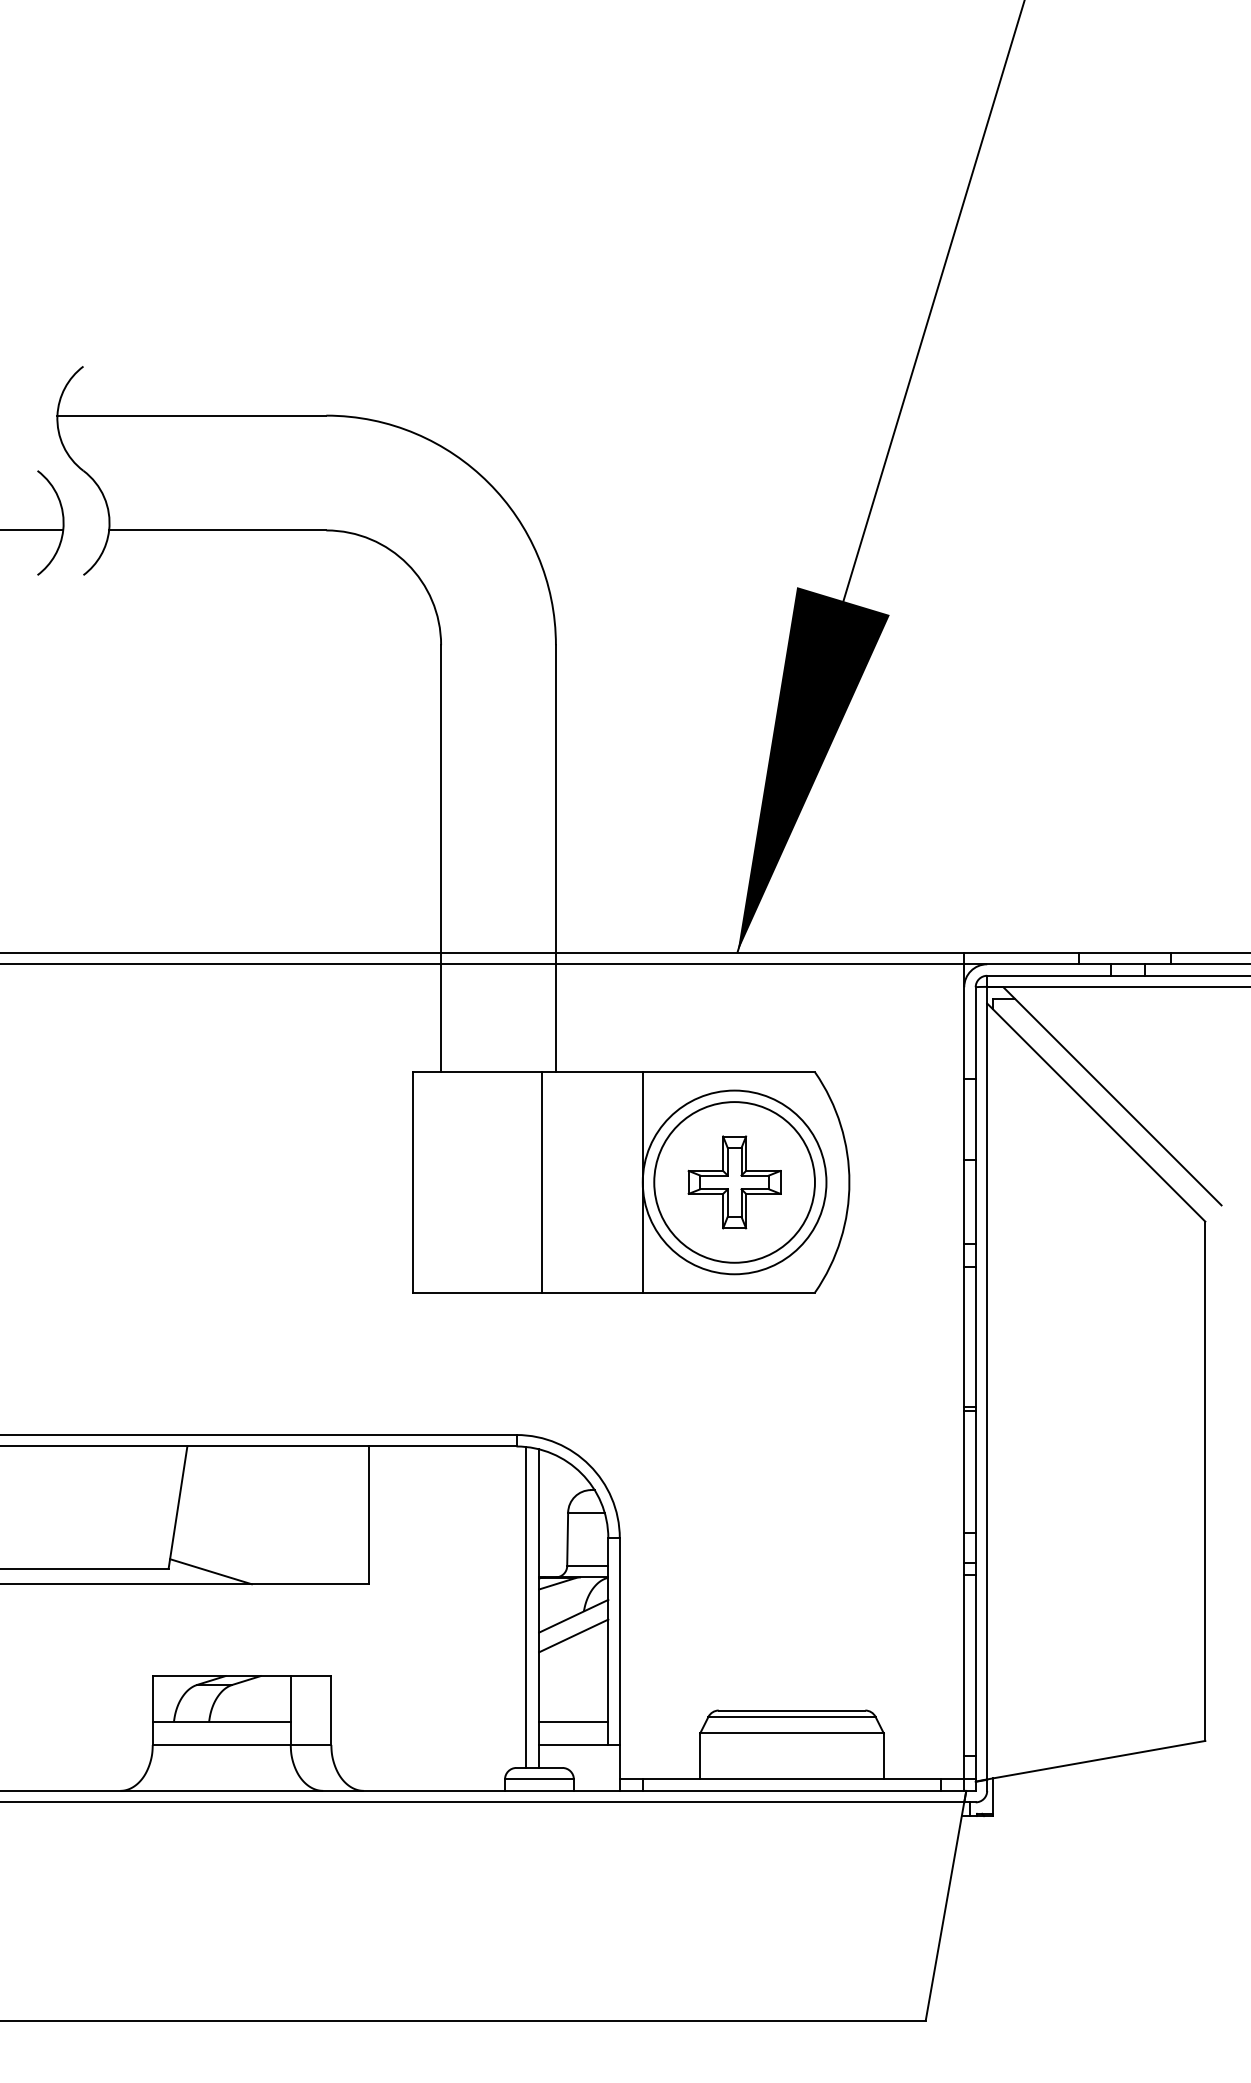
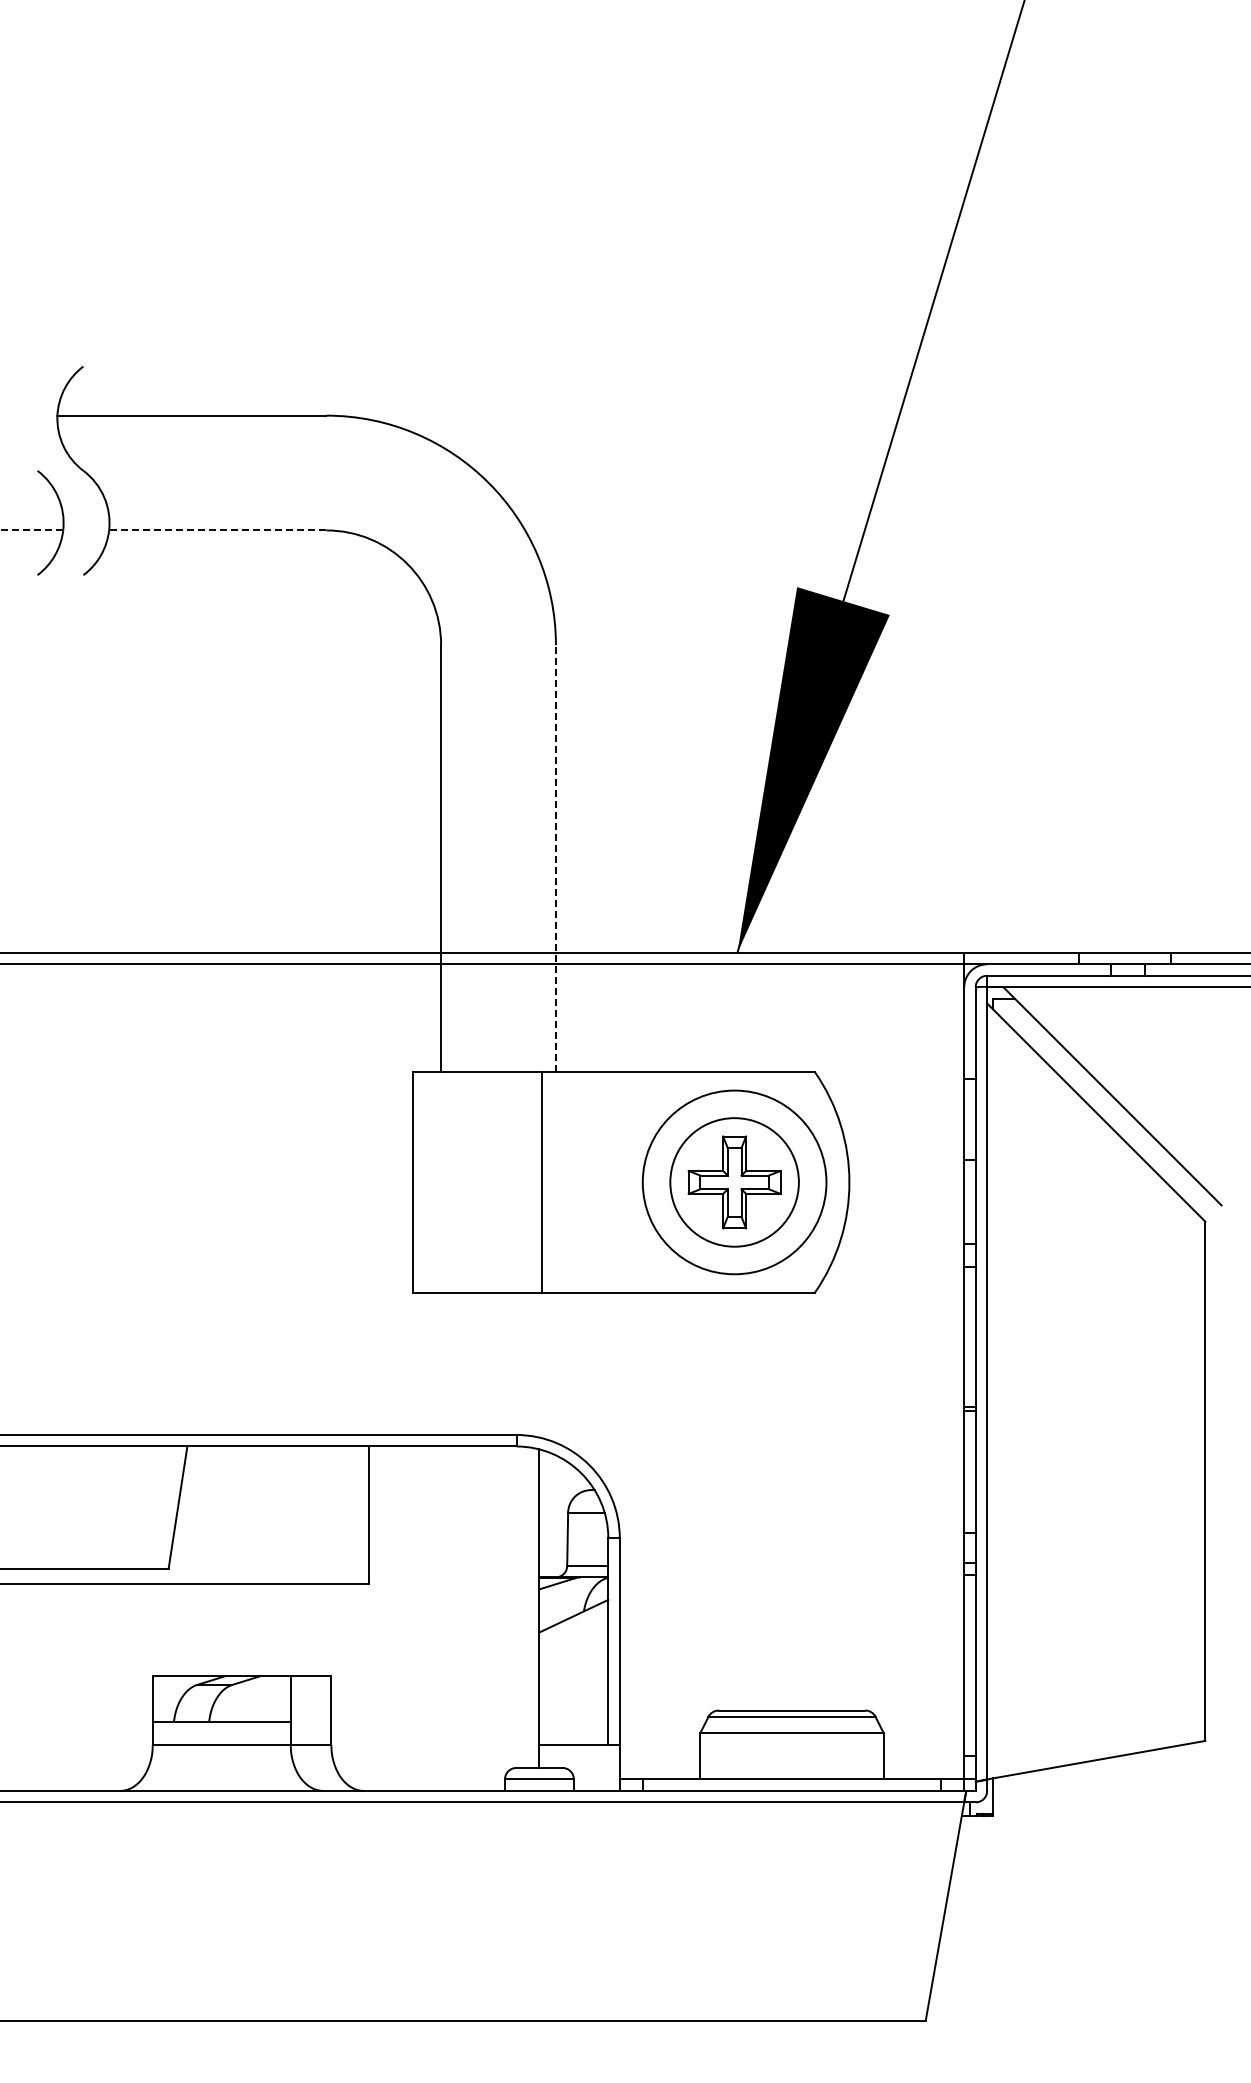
line: solid -> dashed (31, 530)
line: solid -> dashed (217, 530)
line: solid -> dashed (555, 858)
line: present -> none (642, 1182)
circle diameter: 161 px -> 129 px (734, 1182)
line: present -> none (210, 1571)
line: present -> none (525, 1606)
line: present -> none (573, 1635)
line: present -> none (573, 1722)
